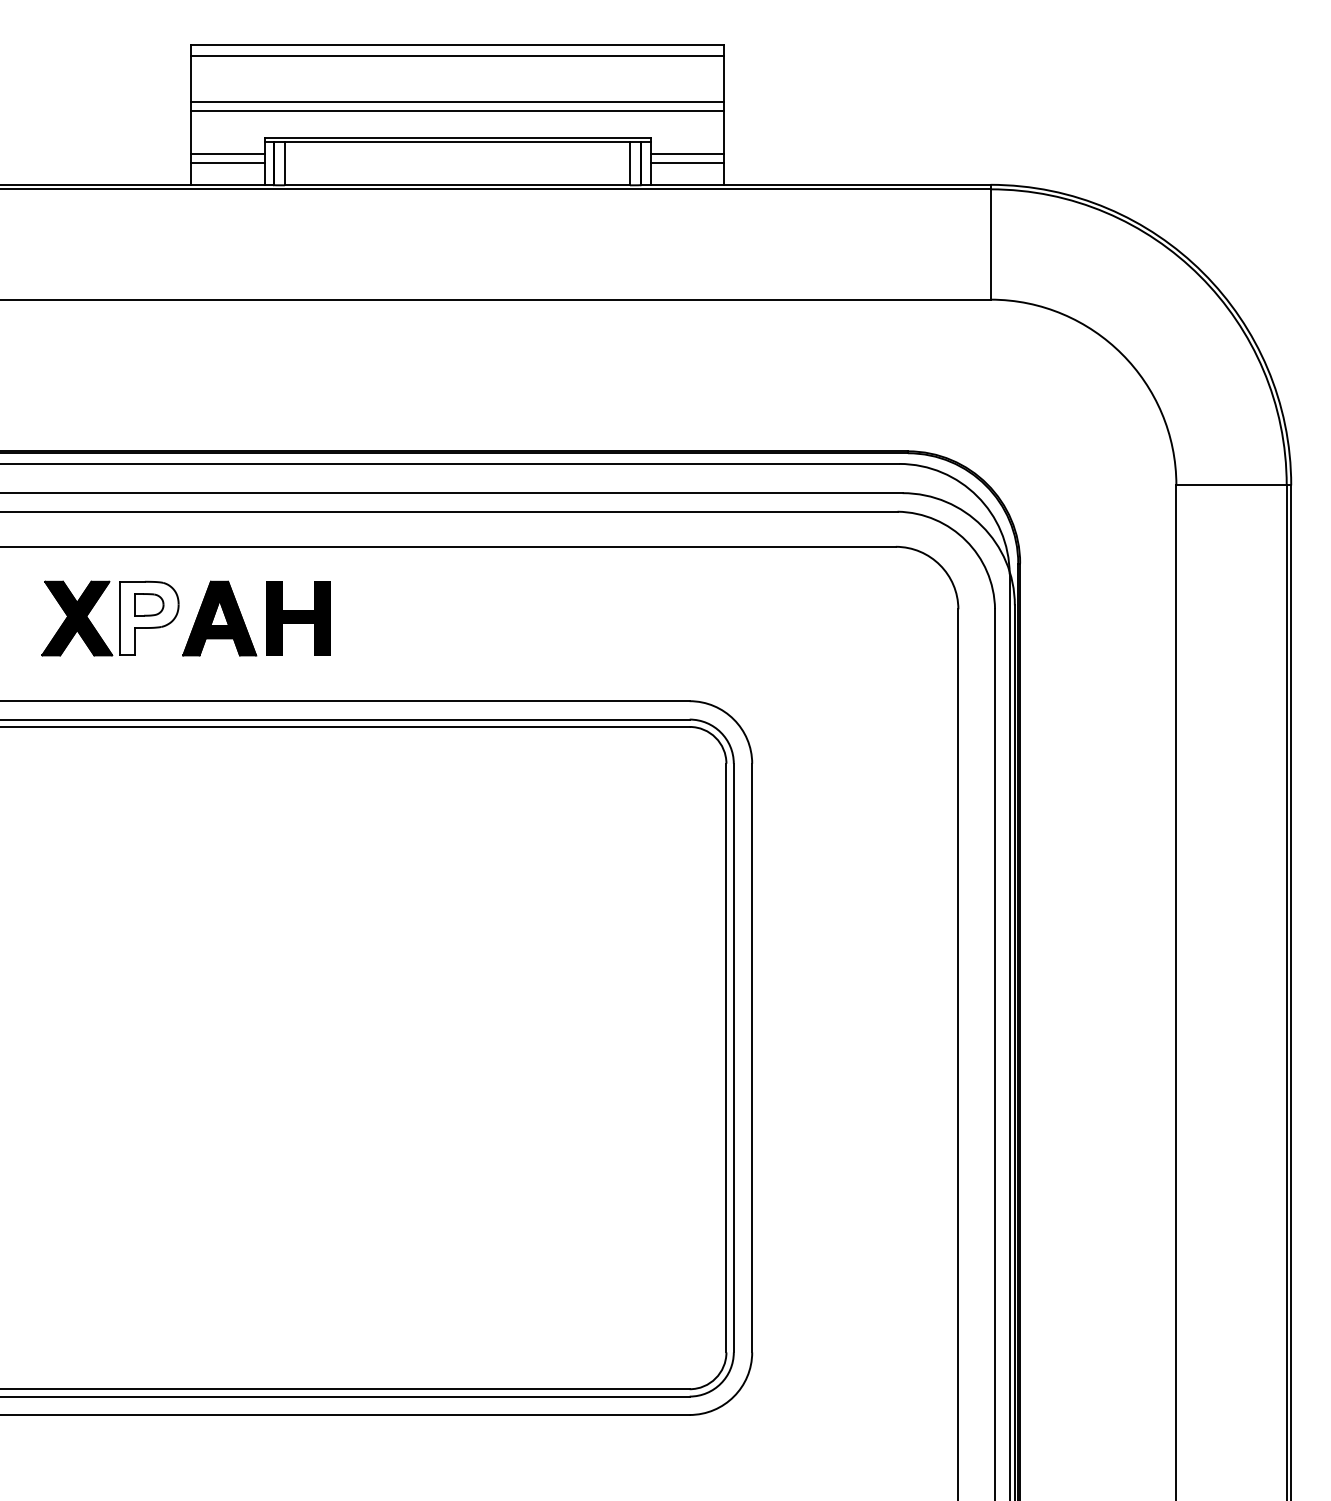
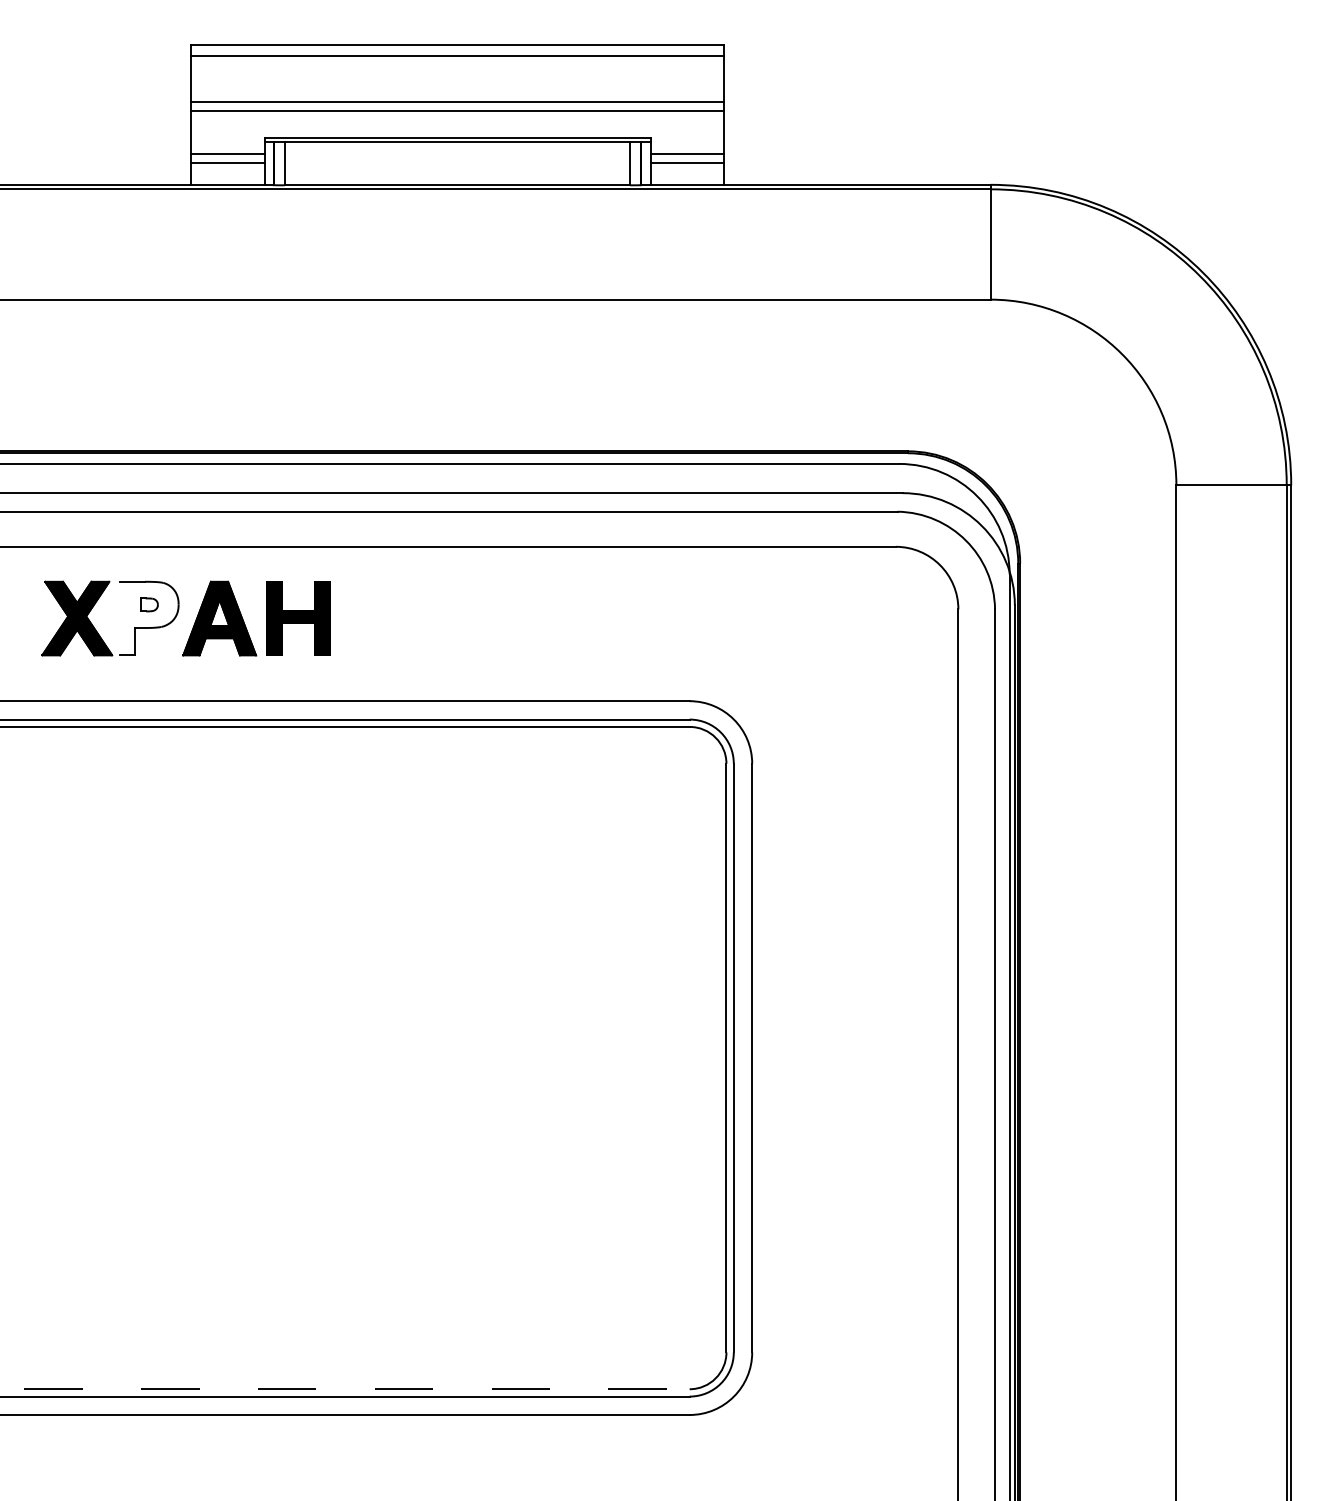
part size: 31x24 px -> 19x16 px (149, 604)
line: present -> none (120, 618)
line: solid -> dashed (345, 1389)
